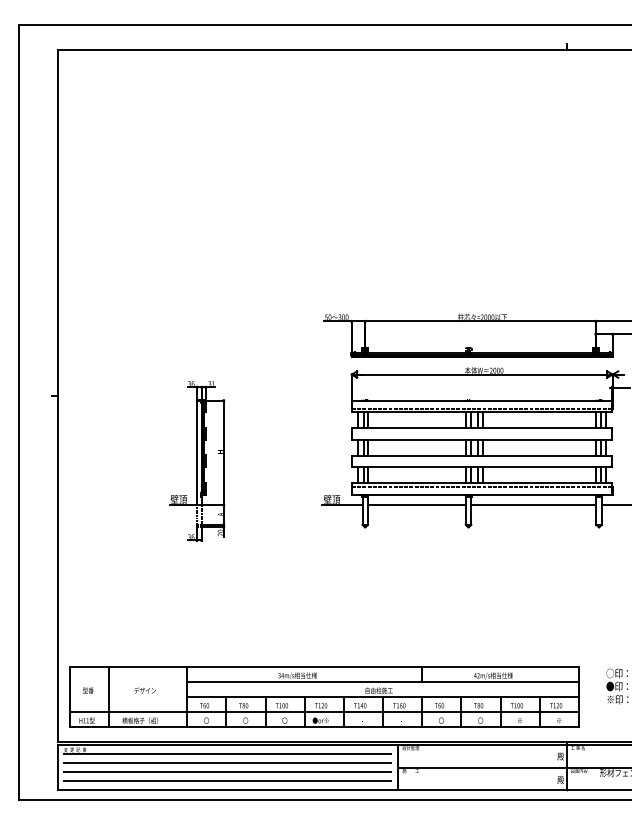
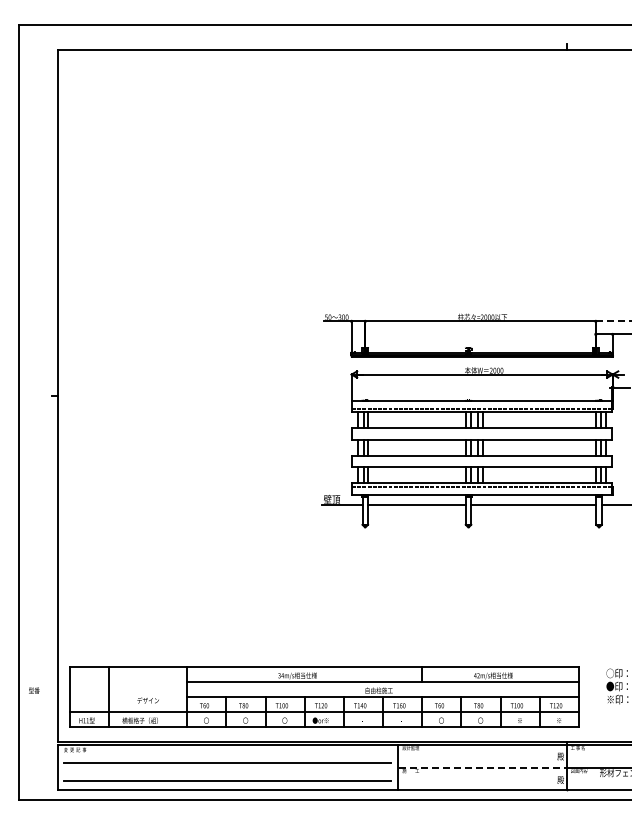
line: solid -> dashed (613, 321)
part: present -> none (197, 461)
text position: (88, 690) -> (34, 690) (34, 690)
text position: (144, 690) -> (147, 700) (147, 700)
line: present -> none (227, 753)
line: solid -> dashed (483, 767)
line: present -> none (227, 772)
